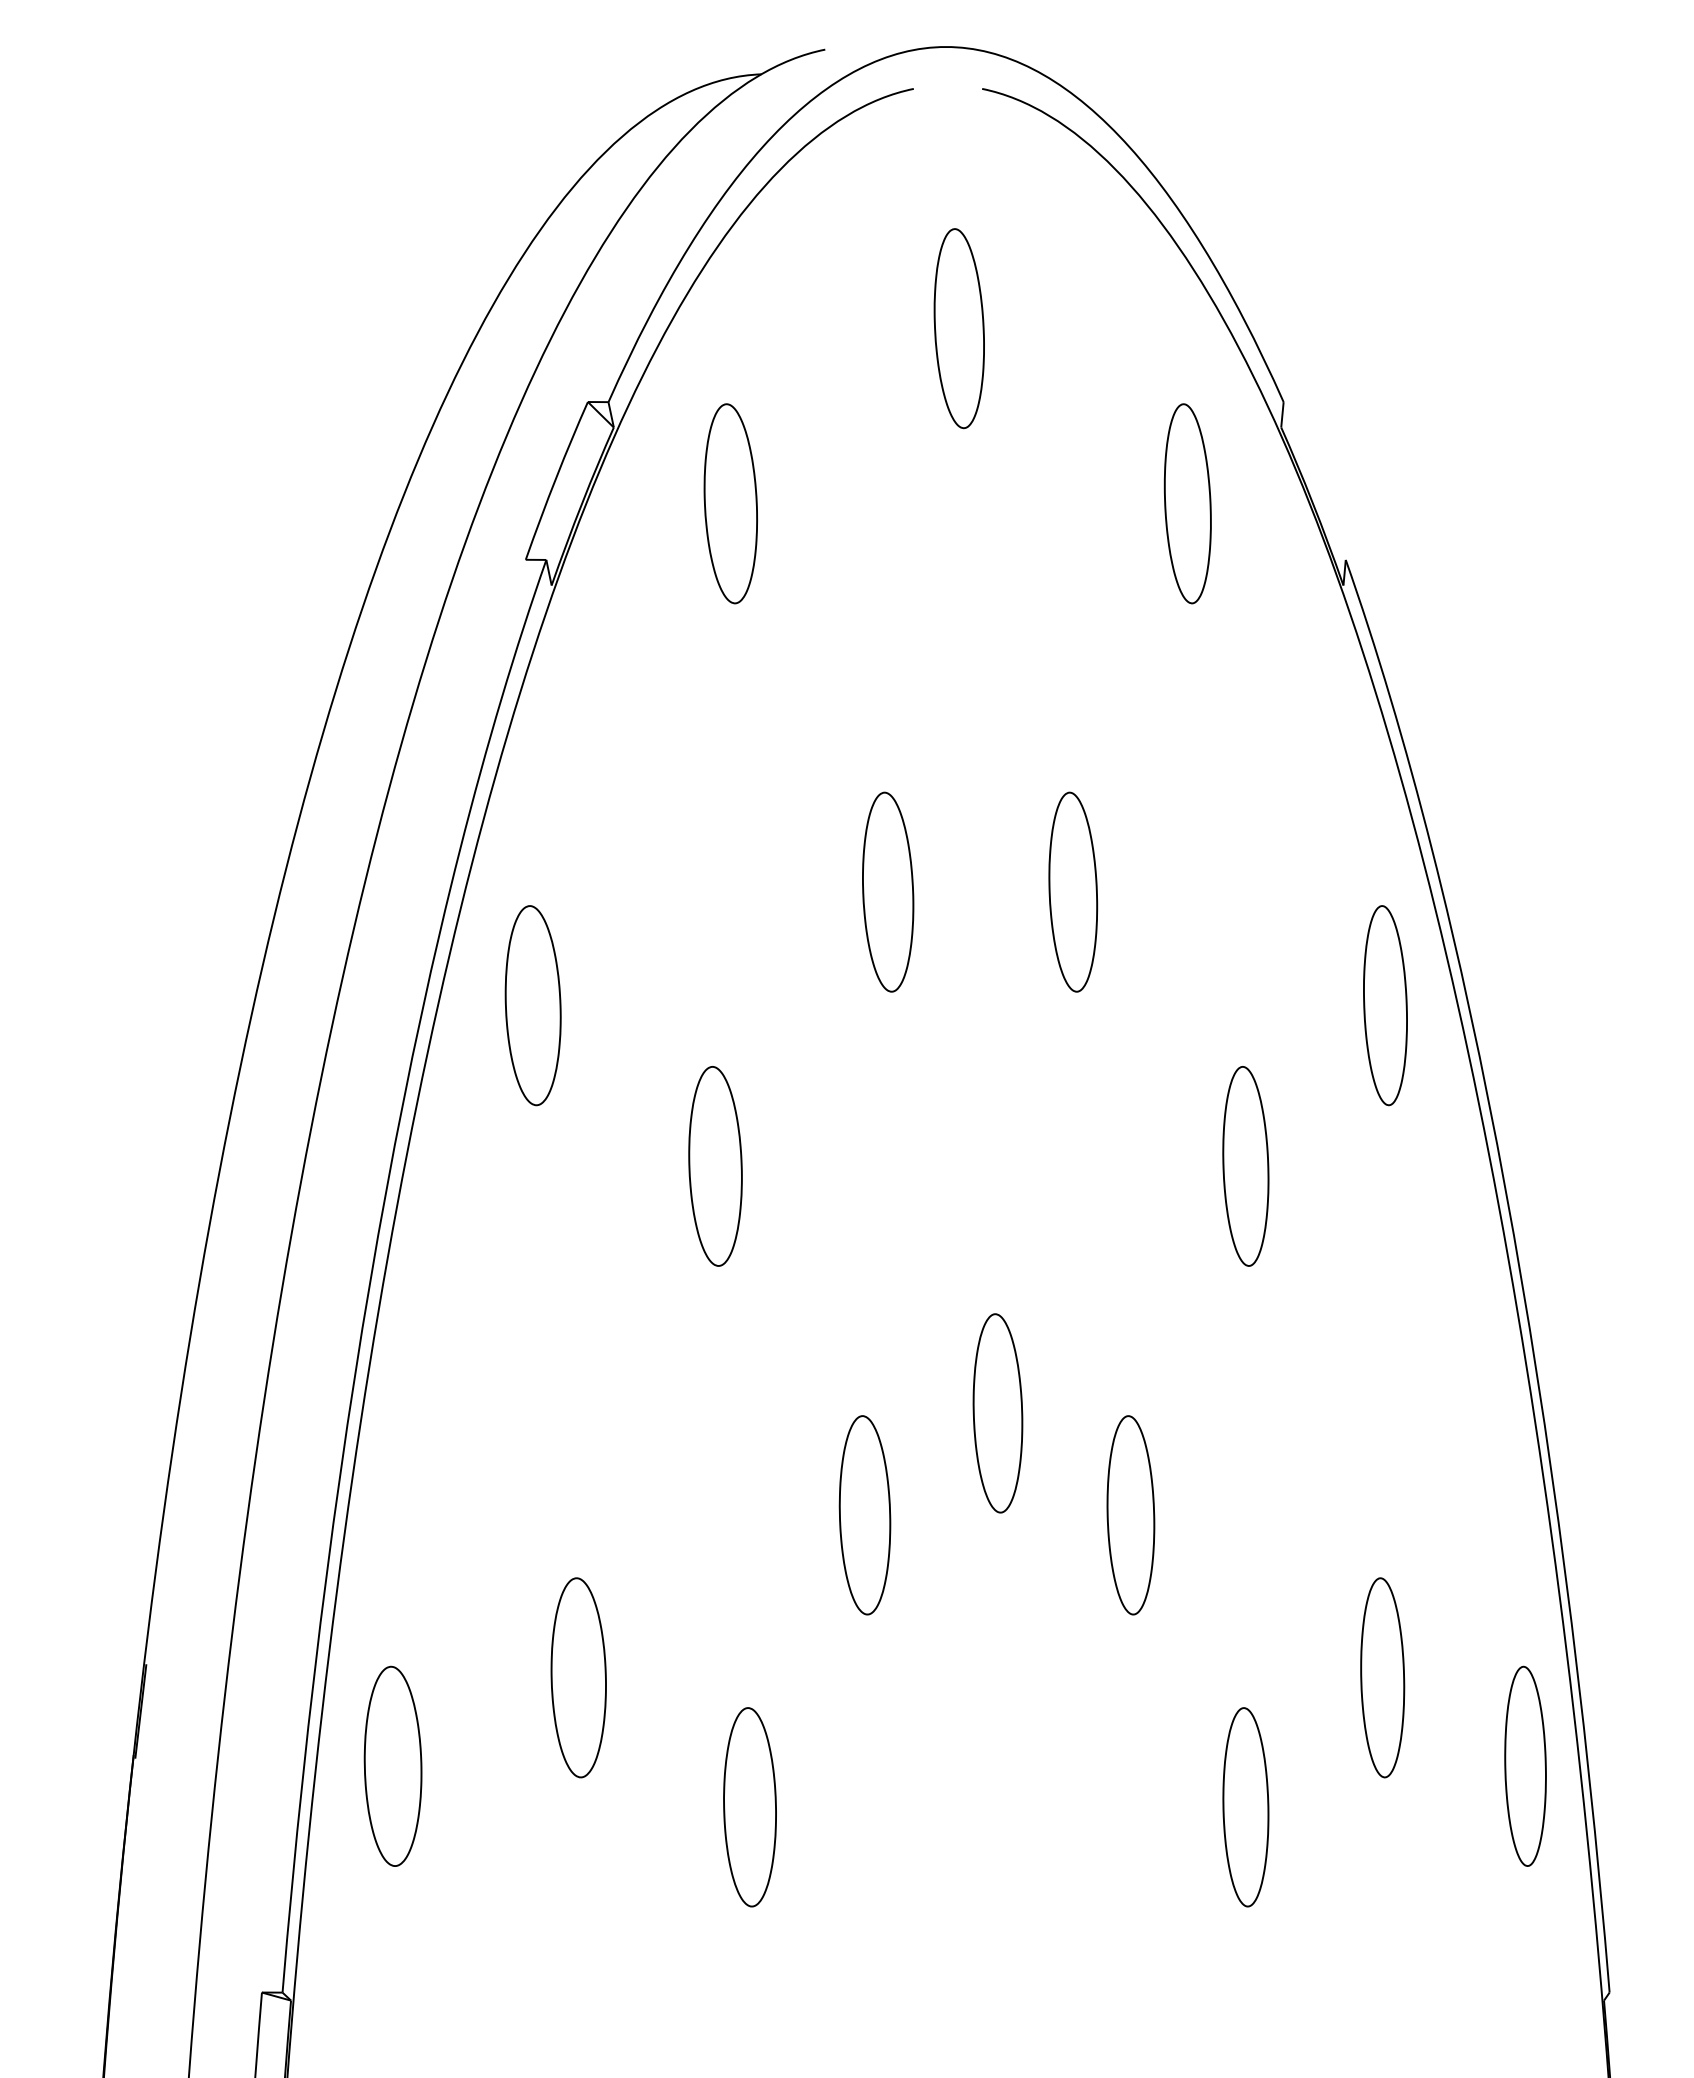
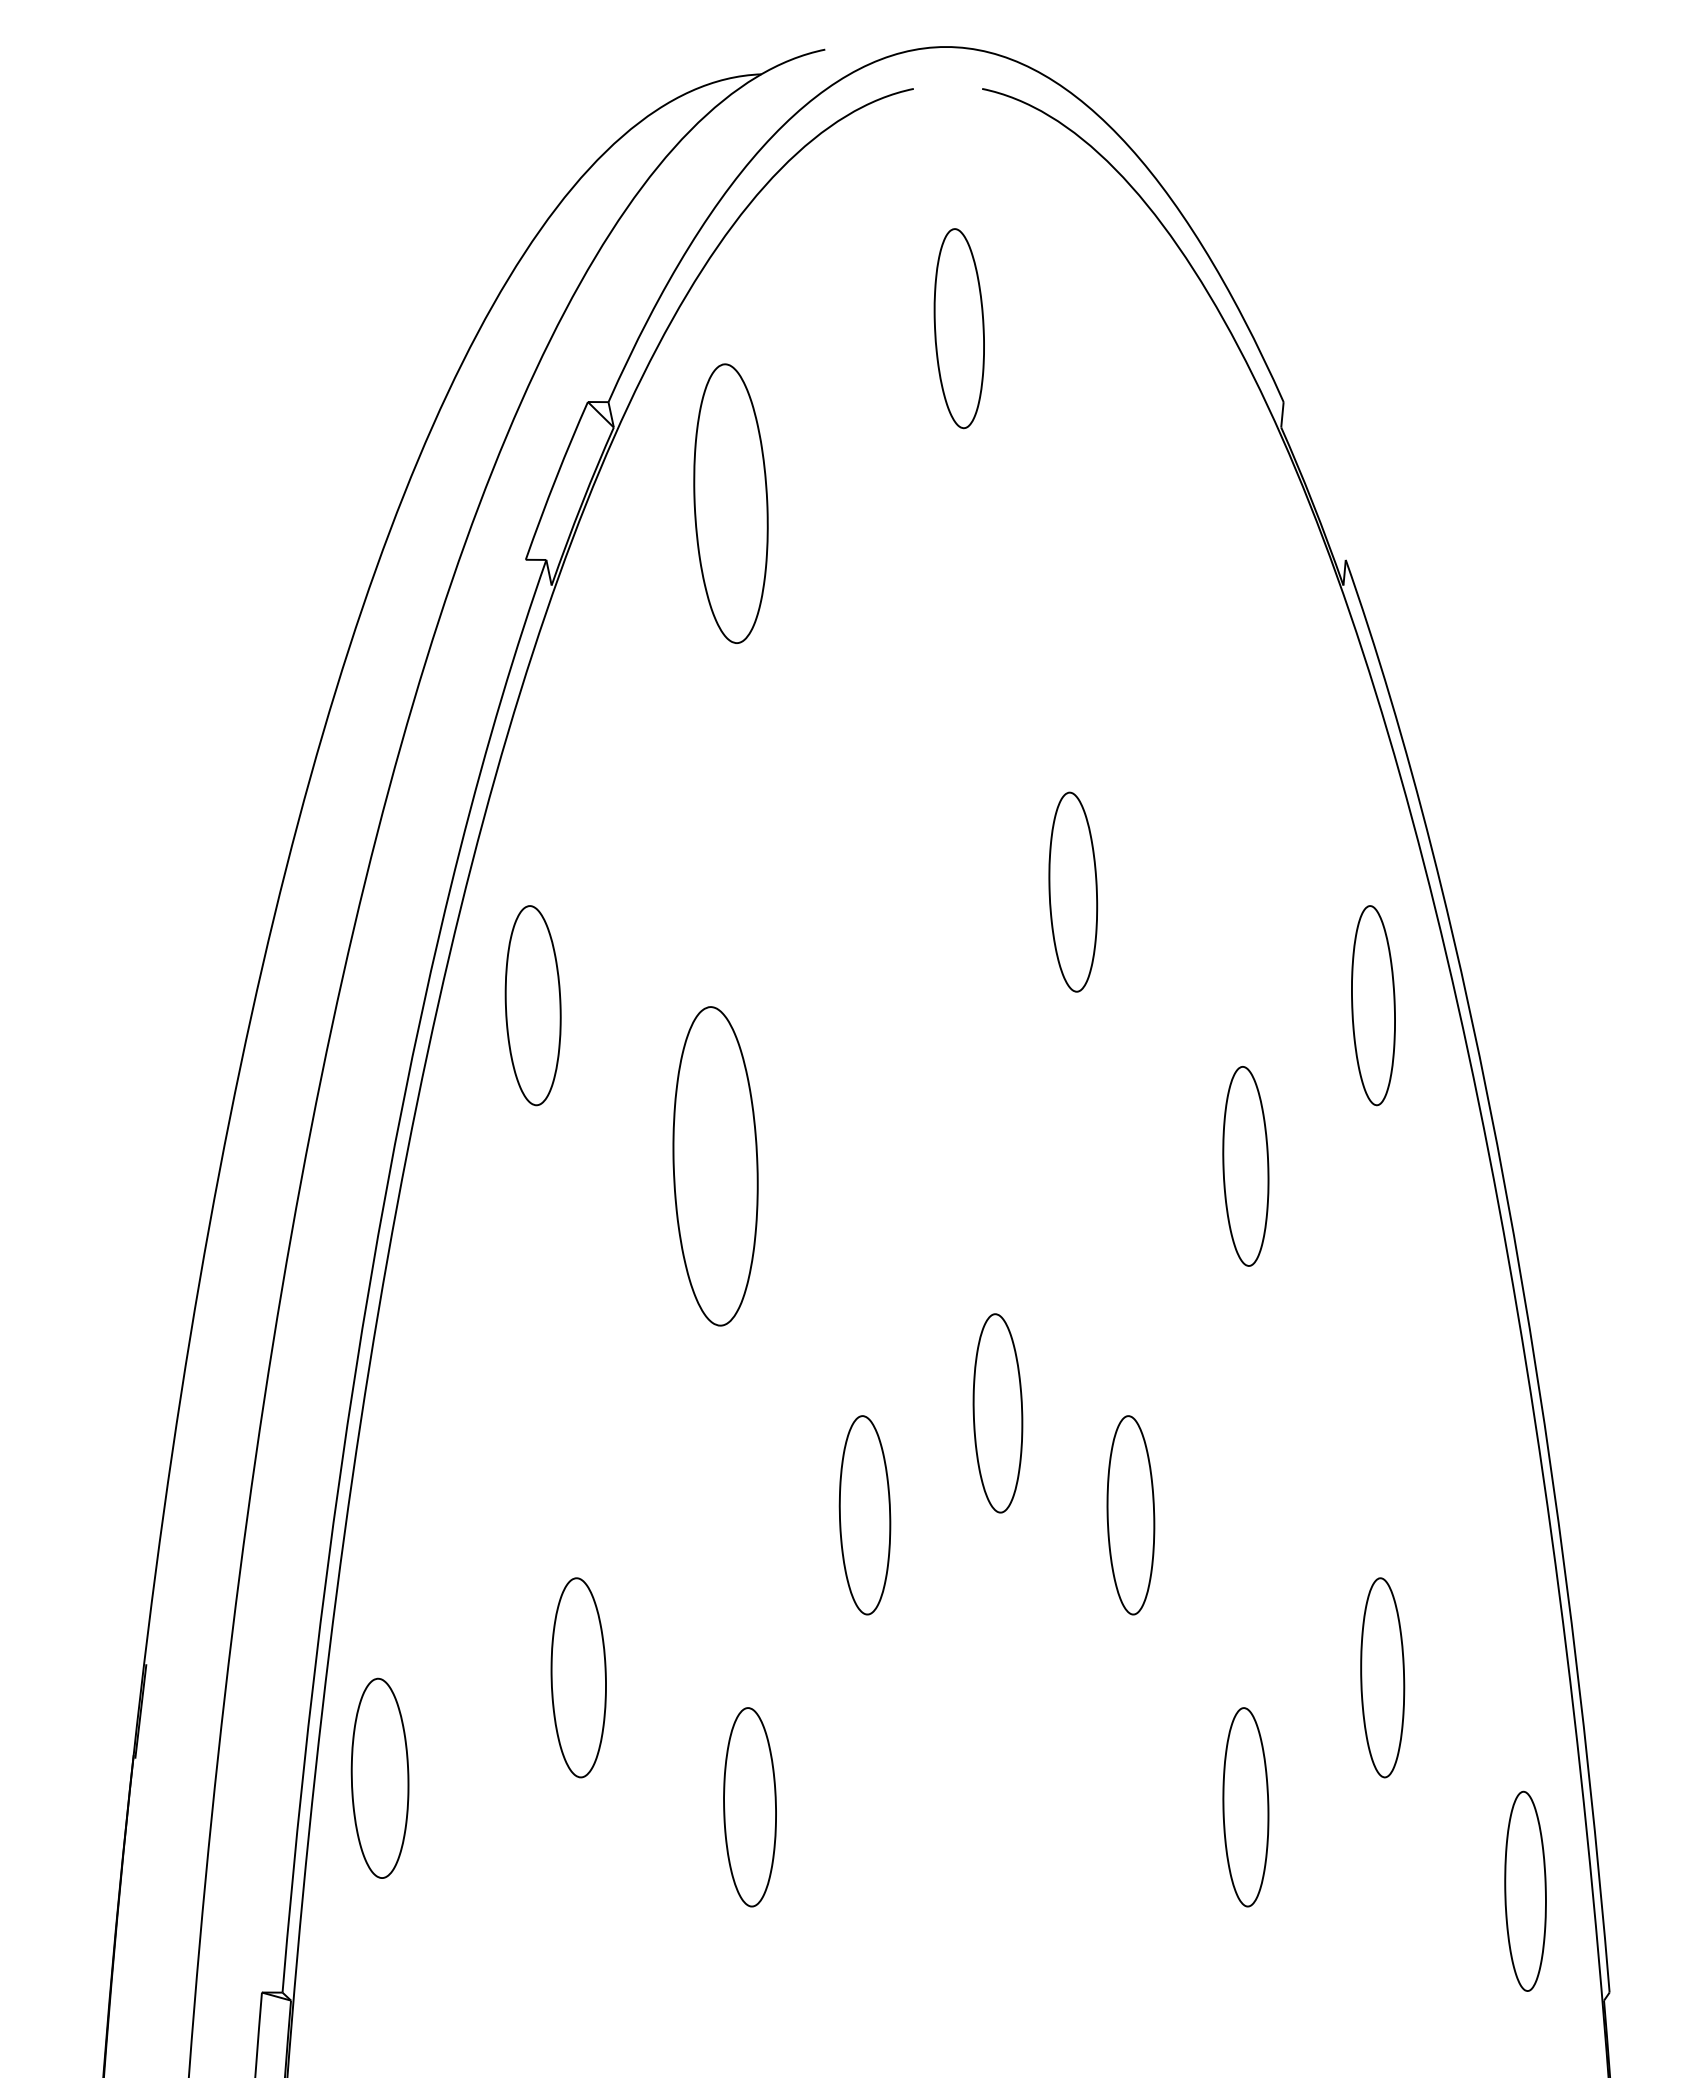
part size: 55x202 px -> 76x281 px (730, 503)
part: present -> none (1187, 503)
part: present -> none (888, 891)
part position: (1385, 1005) -> (1373, 1005) (1373, 1005)
part size: 55x201 px -> 87x321 px (715, 1166)
part position: (392, 1765) -> (379, 1777) (379, 1777)
part position: (1525, 1765) -> (1525, 1890) (1525, 1890)
